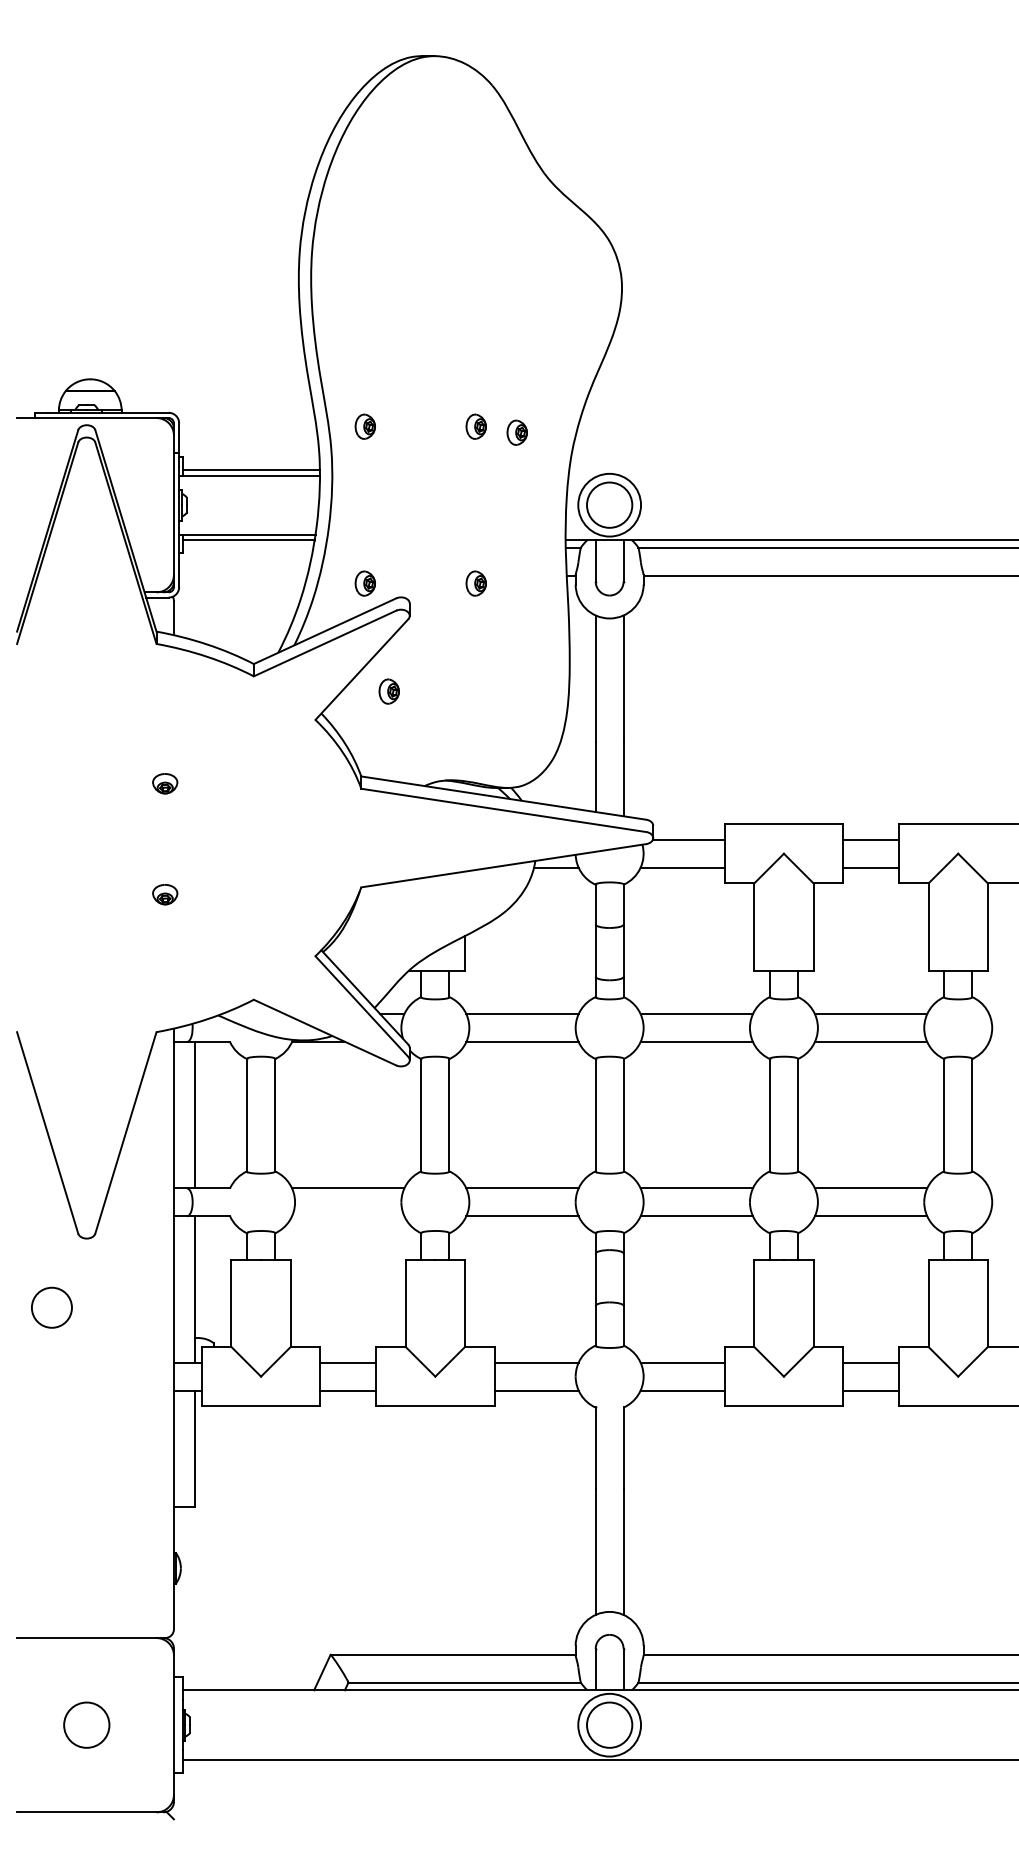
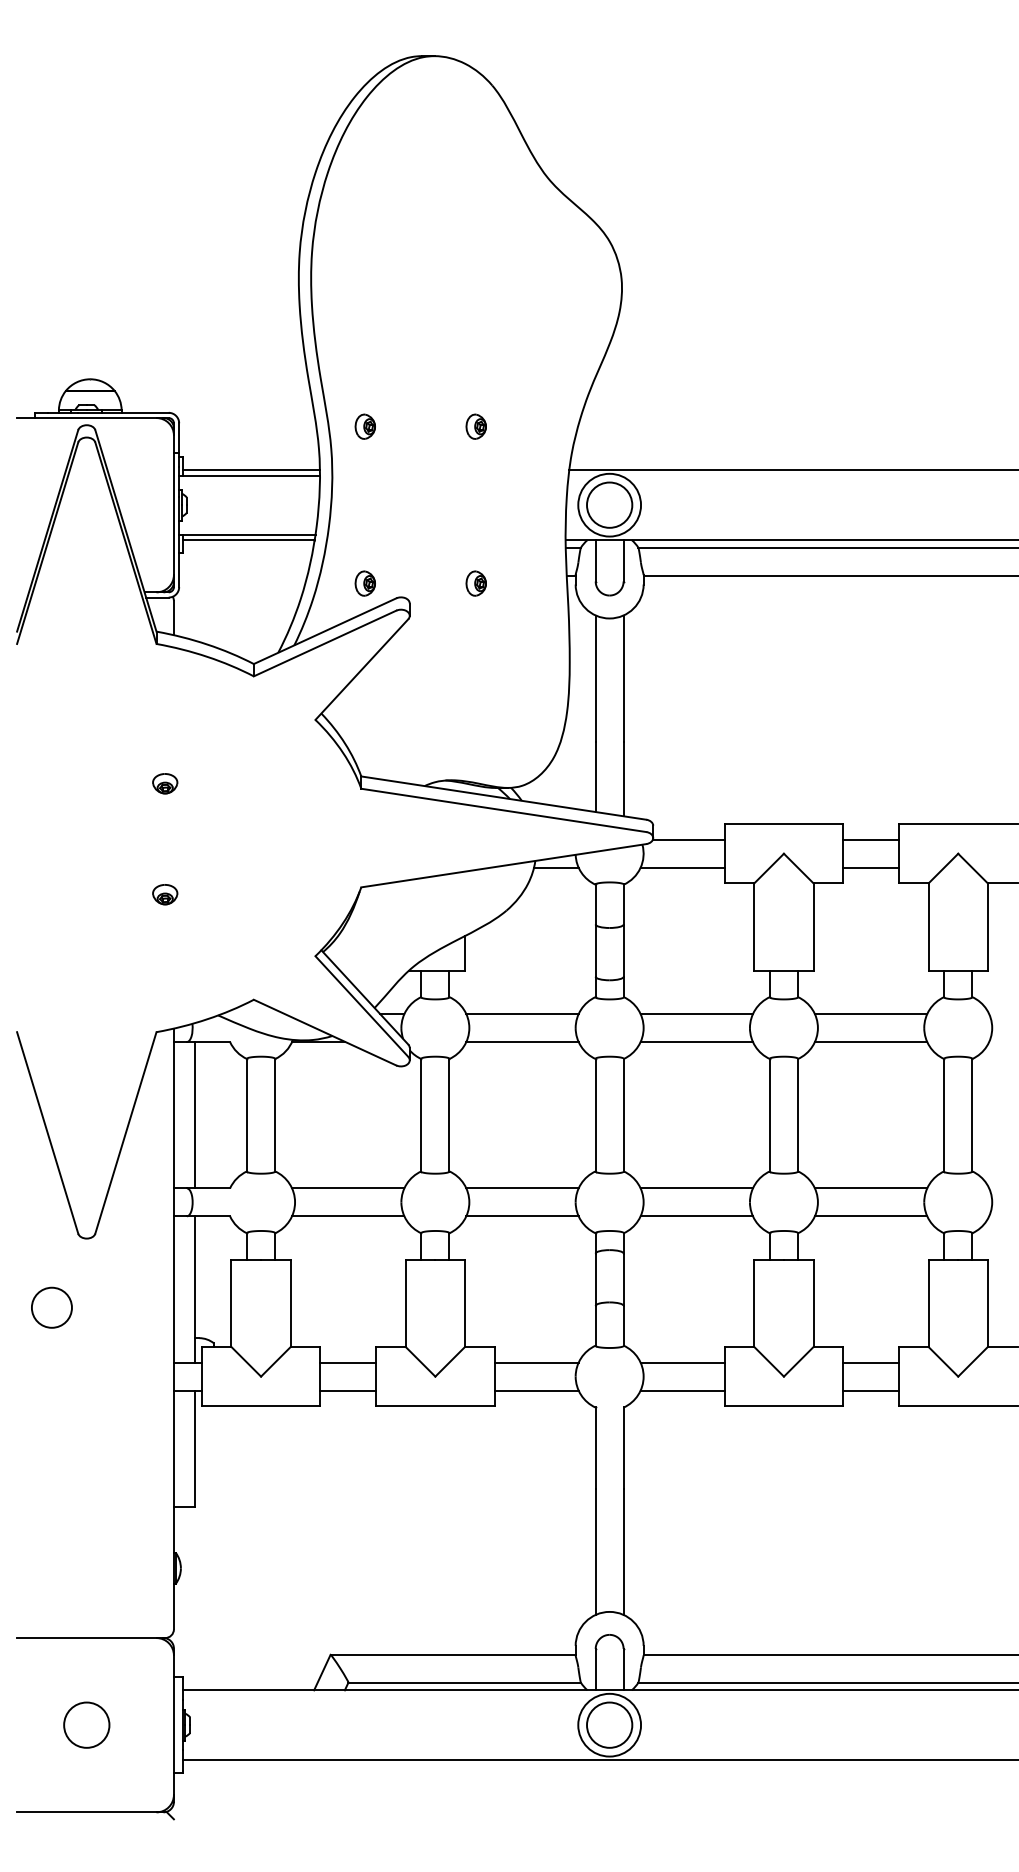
part: present -> none (516, 432)
line: none -> present (792, 470)
part: present -> none (388, 691)
line: none -> present (348, 1216)
